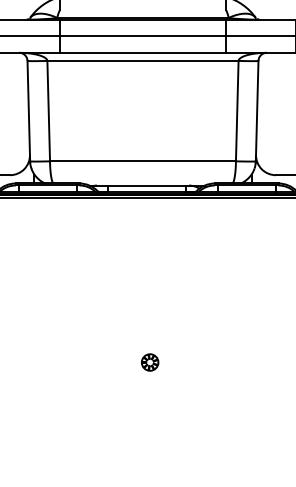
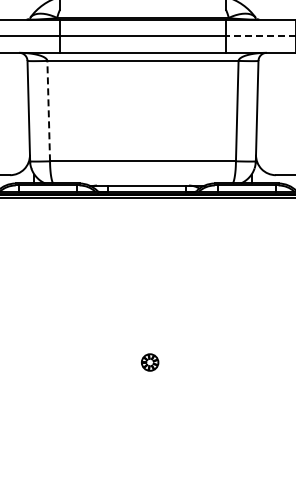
line: solid -> dashed (260, 36)
line: solid -> dashed (48, 110)
